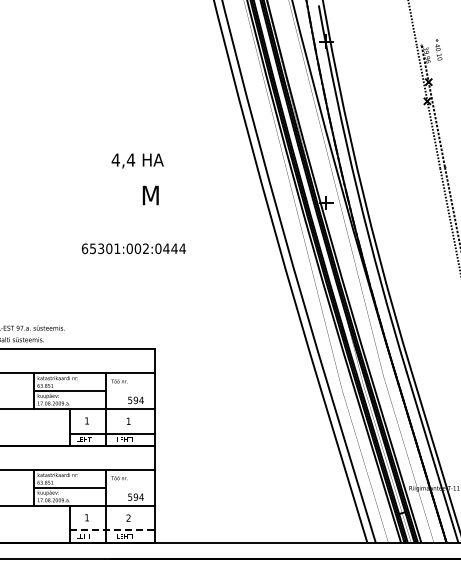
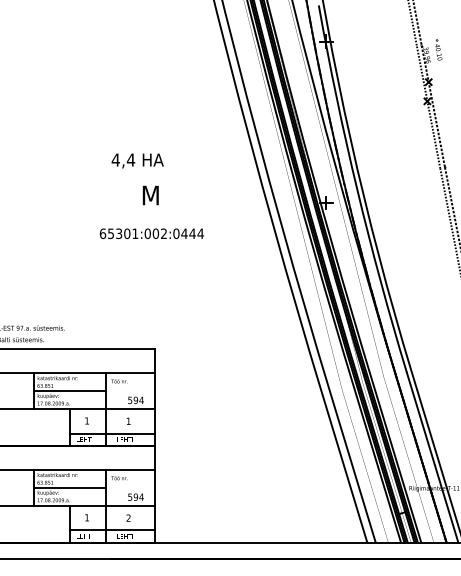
line: none -> present (417, 23)
text position: (133, 248) -> (151, 233) (151, 233)
line: dashed -> solid (112, 530)
